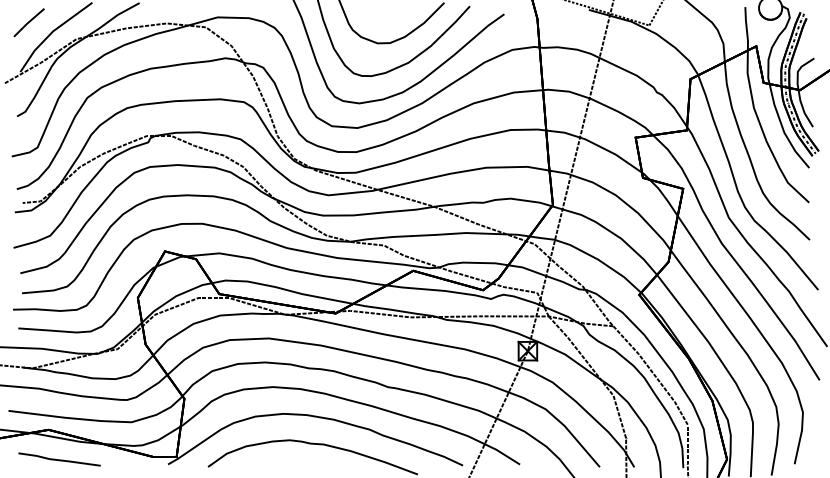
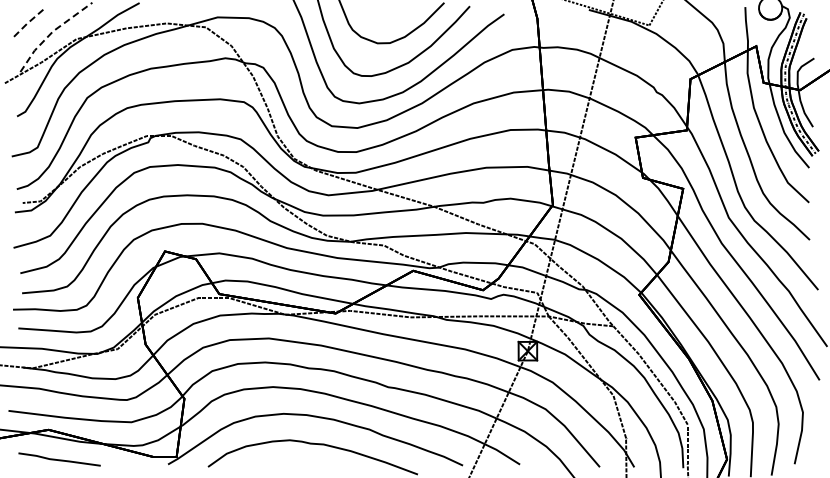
line: solid -> dashed (28, 22)
line: solid -> dashed (51, 32)
